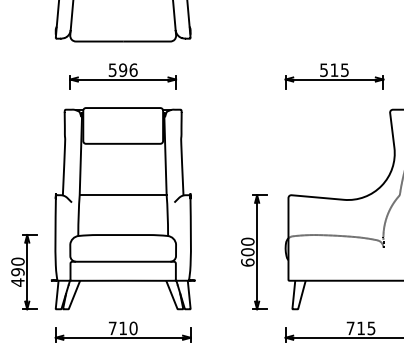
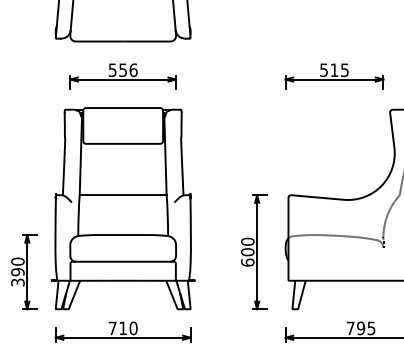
text: 596 -> 556 (123, 69)
text: 490 -> 390 (17, 282)
text: 715 -> 795 (361, 328)
